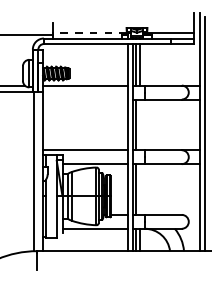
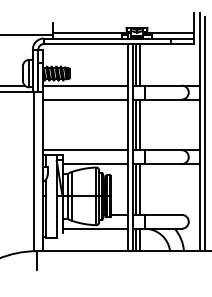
line: dashed -> solid (90, 32)
line: none -> present (85, 99)
line: none -> present (139, 124)
line: none -> present (139, 189)
